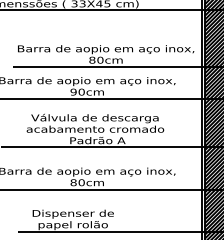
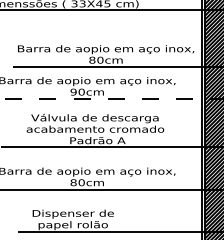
line: solid -> dashed (111, 99)
